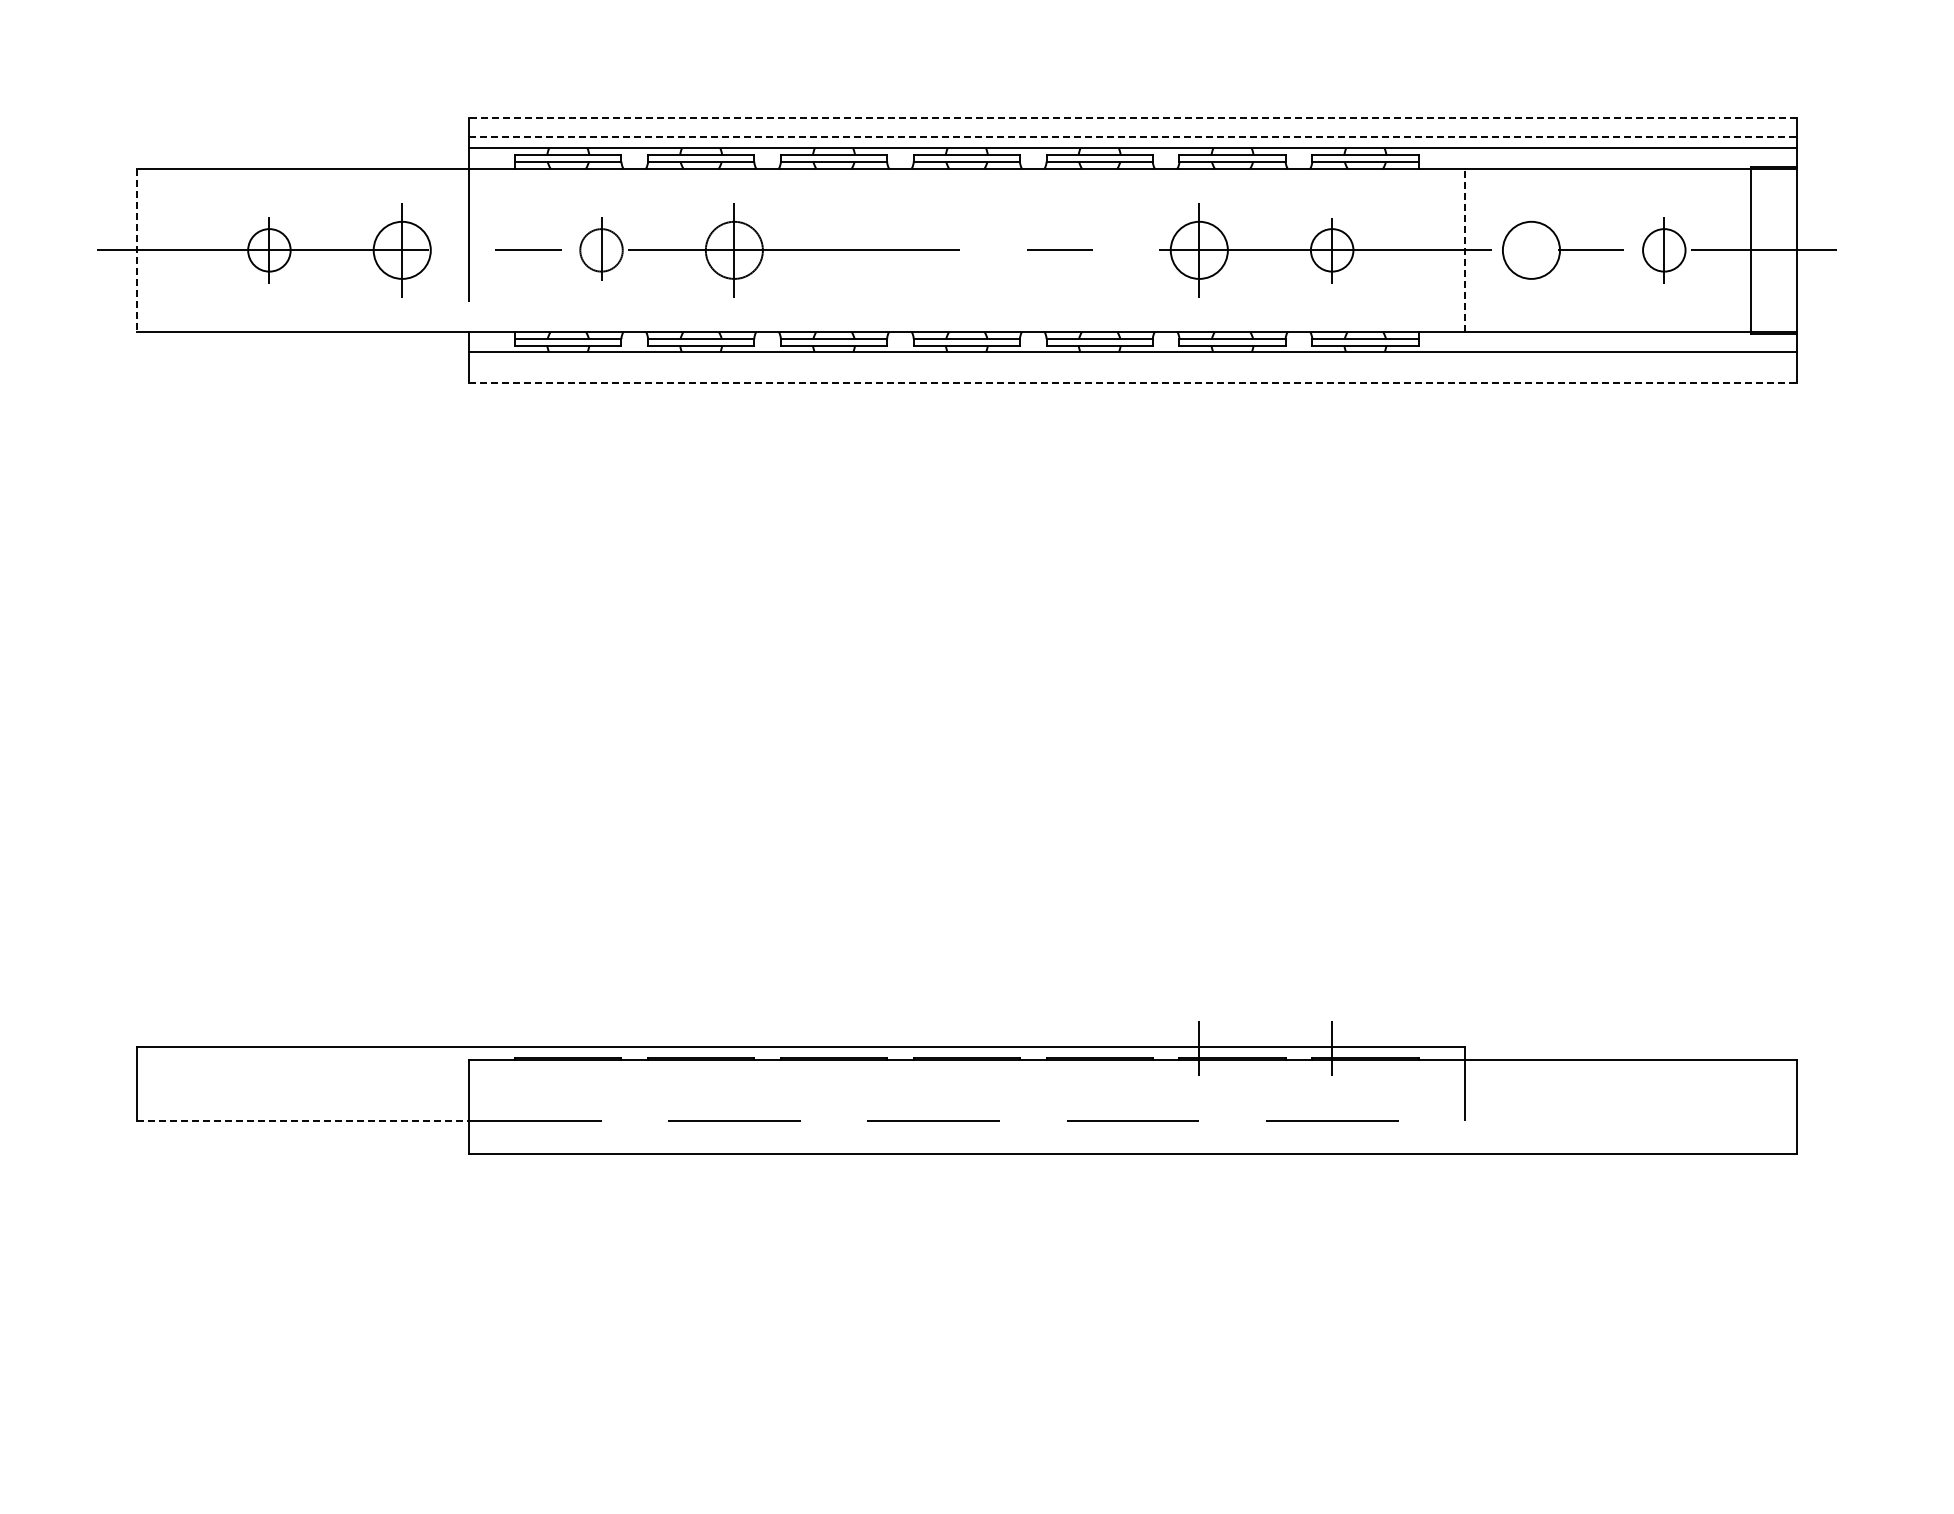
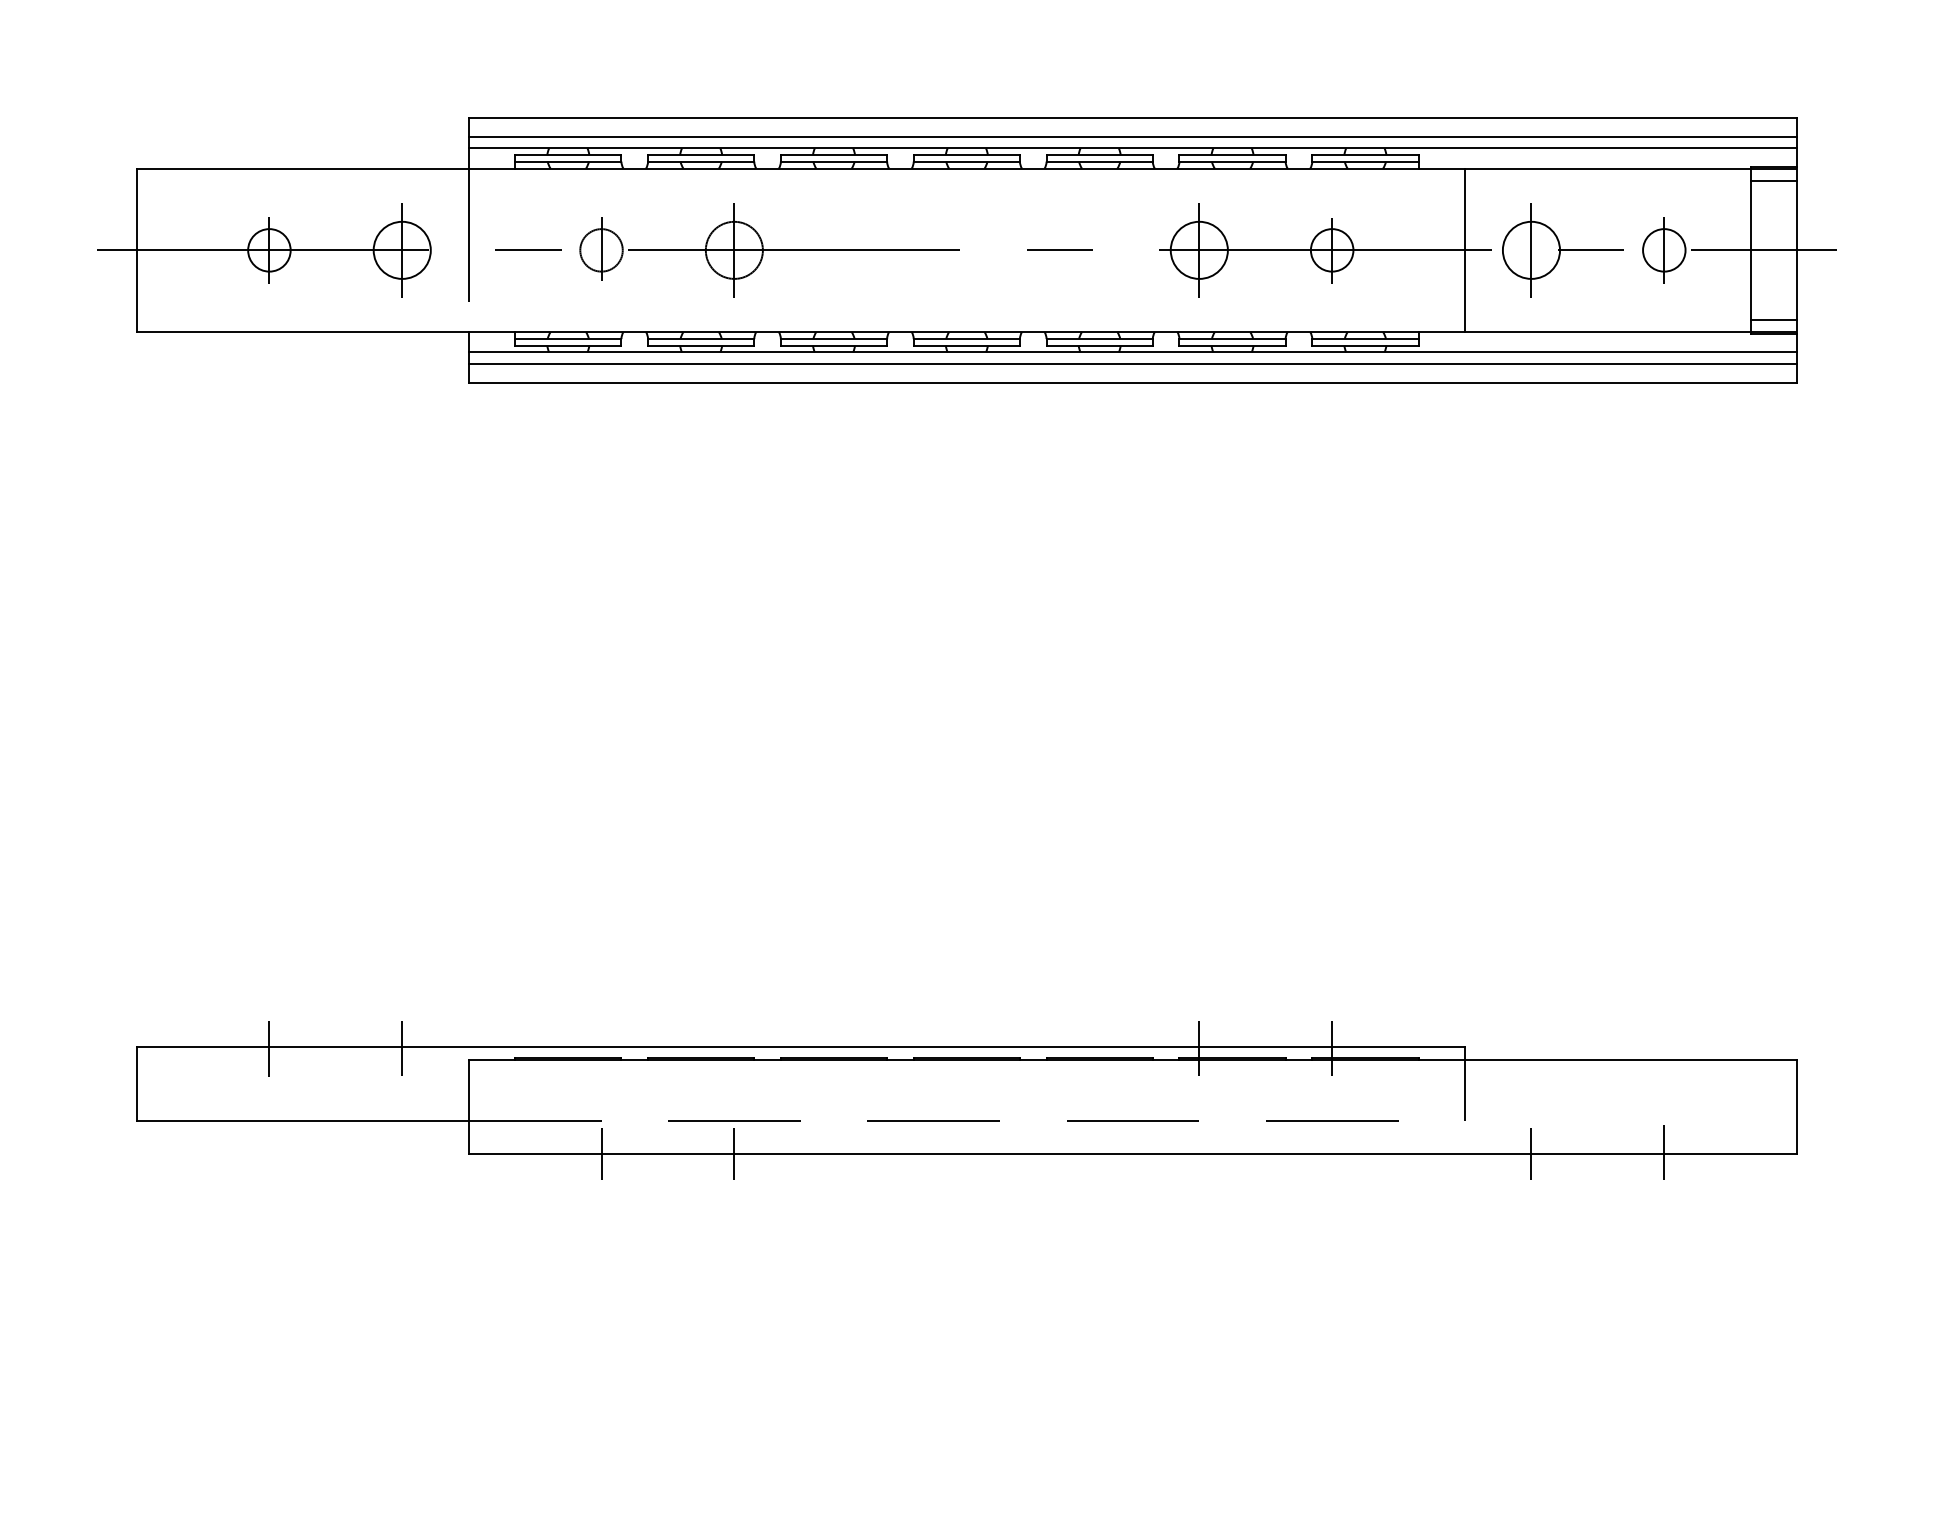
line: dashed -> solid (1132, 117)
line: dashed -> solid (1133, 137)
line: none -> present (1773, 180)
line: dashed -> solid (136, 250)
line: dashed -> solid (1465, 250)
line: none -> present (1531, 250)
line: none -> present (1773, 320)
line: none -> present (1132, 363)
line: dashed -> solid (1133, 383)
line: none -> present (402, 1047)
line: none -> present (269, 1048)
line: dashed -> solid (303, 1120)
line: none -> present (1664, 1152)
line: none -> present (601, 1153)
line: none -> present (734, 1153)
line: none -> present (1531, 1153)
